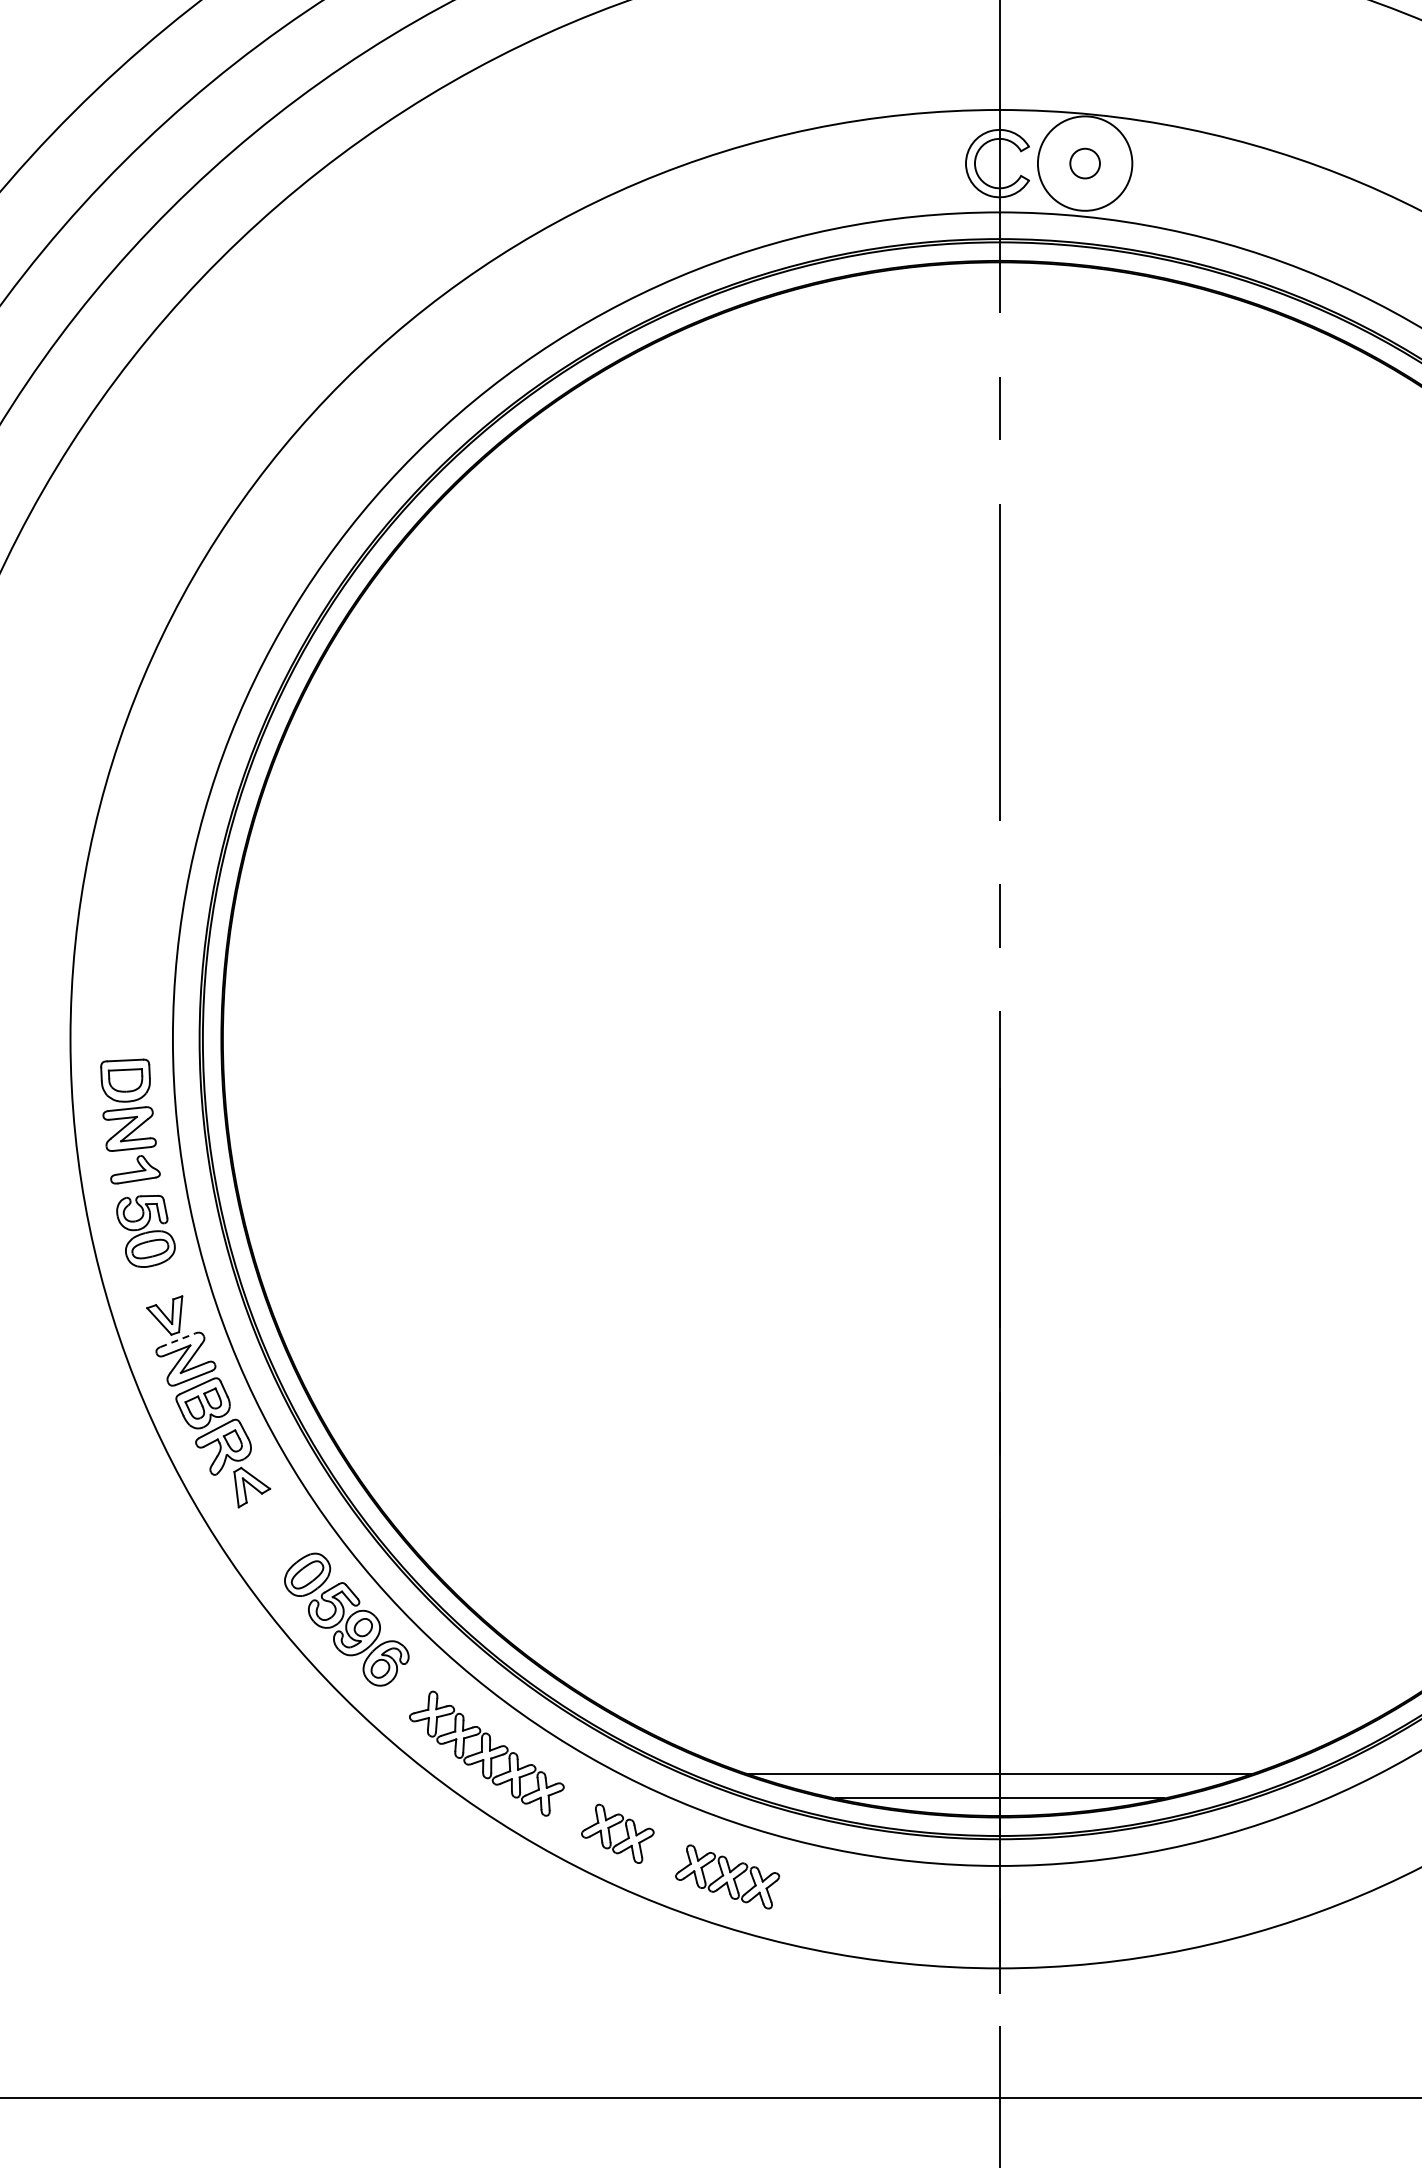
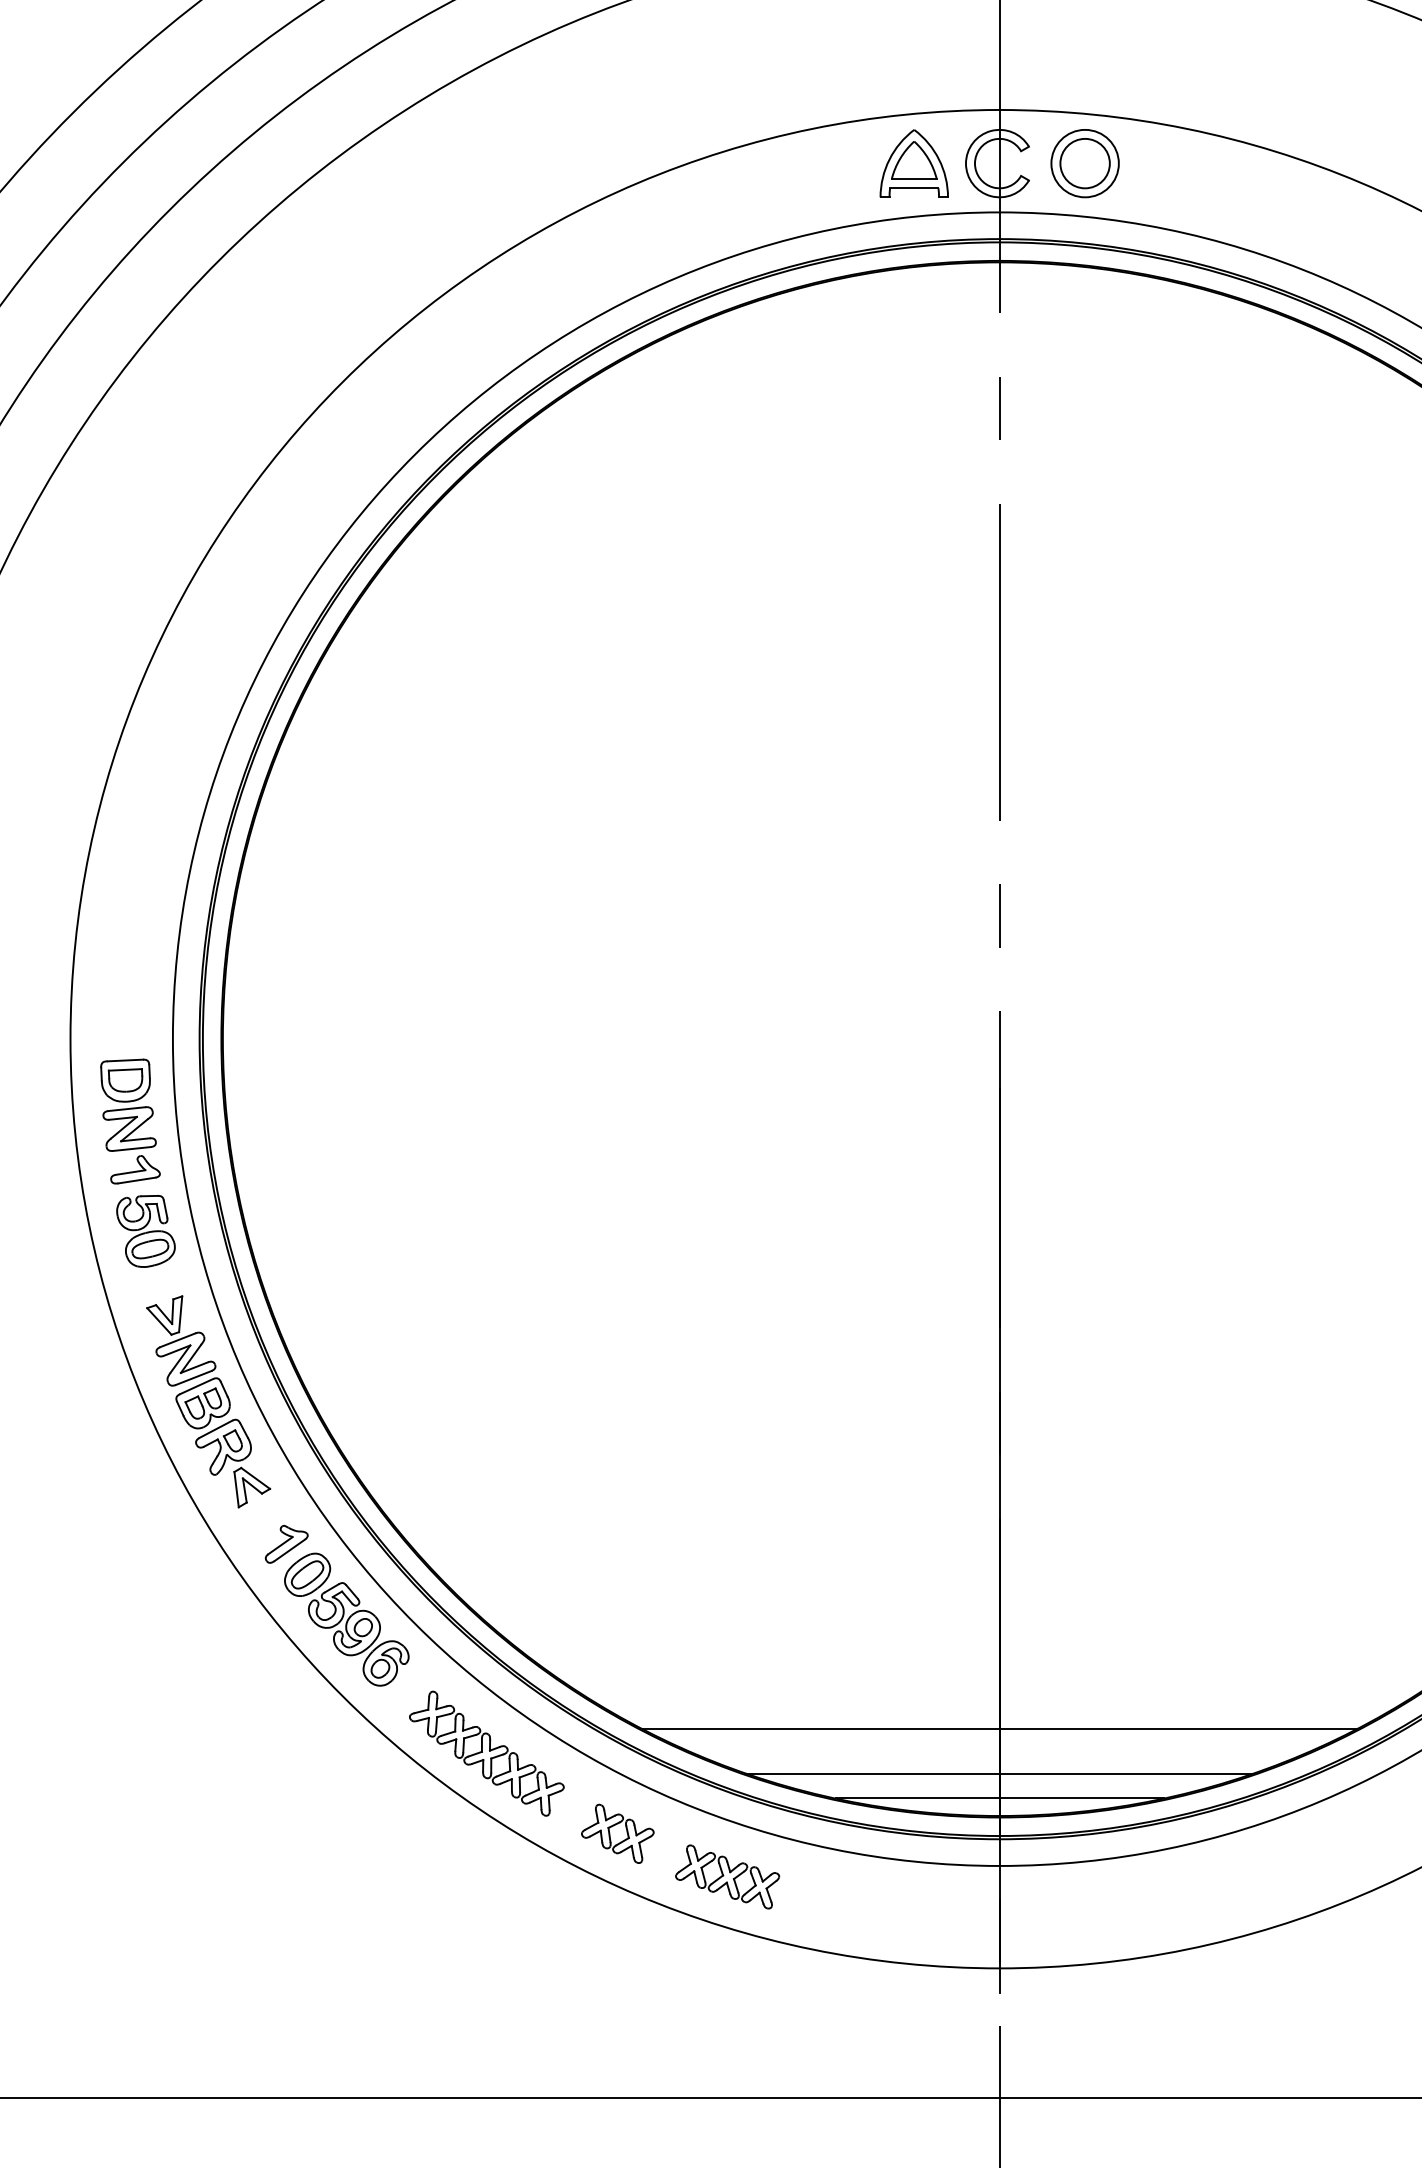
part: none -> present (913, 163)
circle diameter: 30 px -> 49 px (1084, 163)
circle diameter: 94 px -> 67 px (1084, 163)
line: dashed -> solid (177, 1340)
part: none -> present (286, 1544)
line: none -> present (999, 1729)
